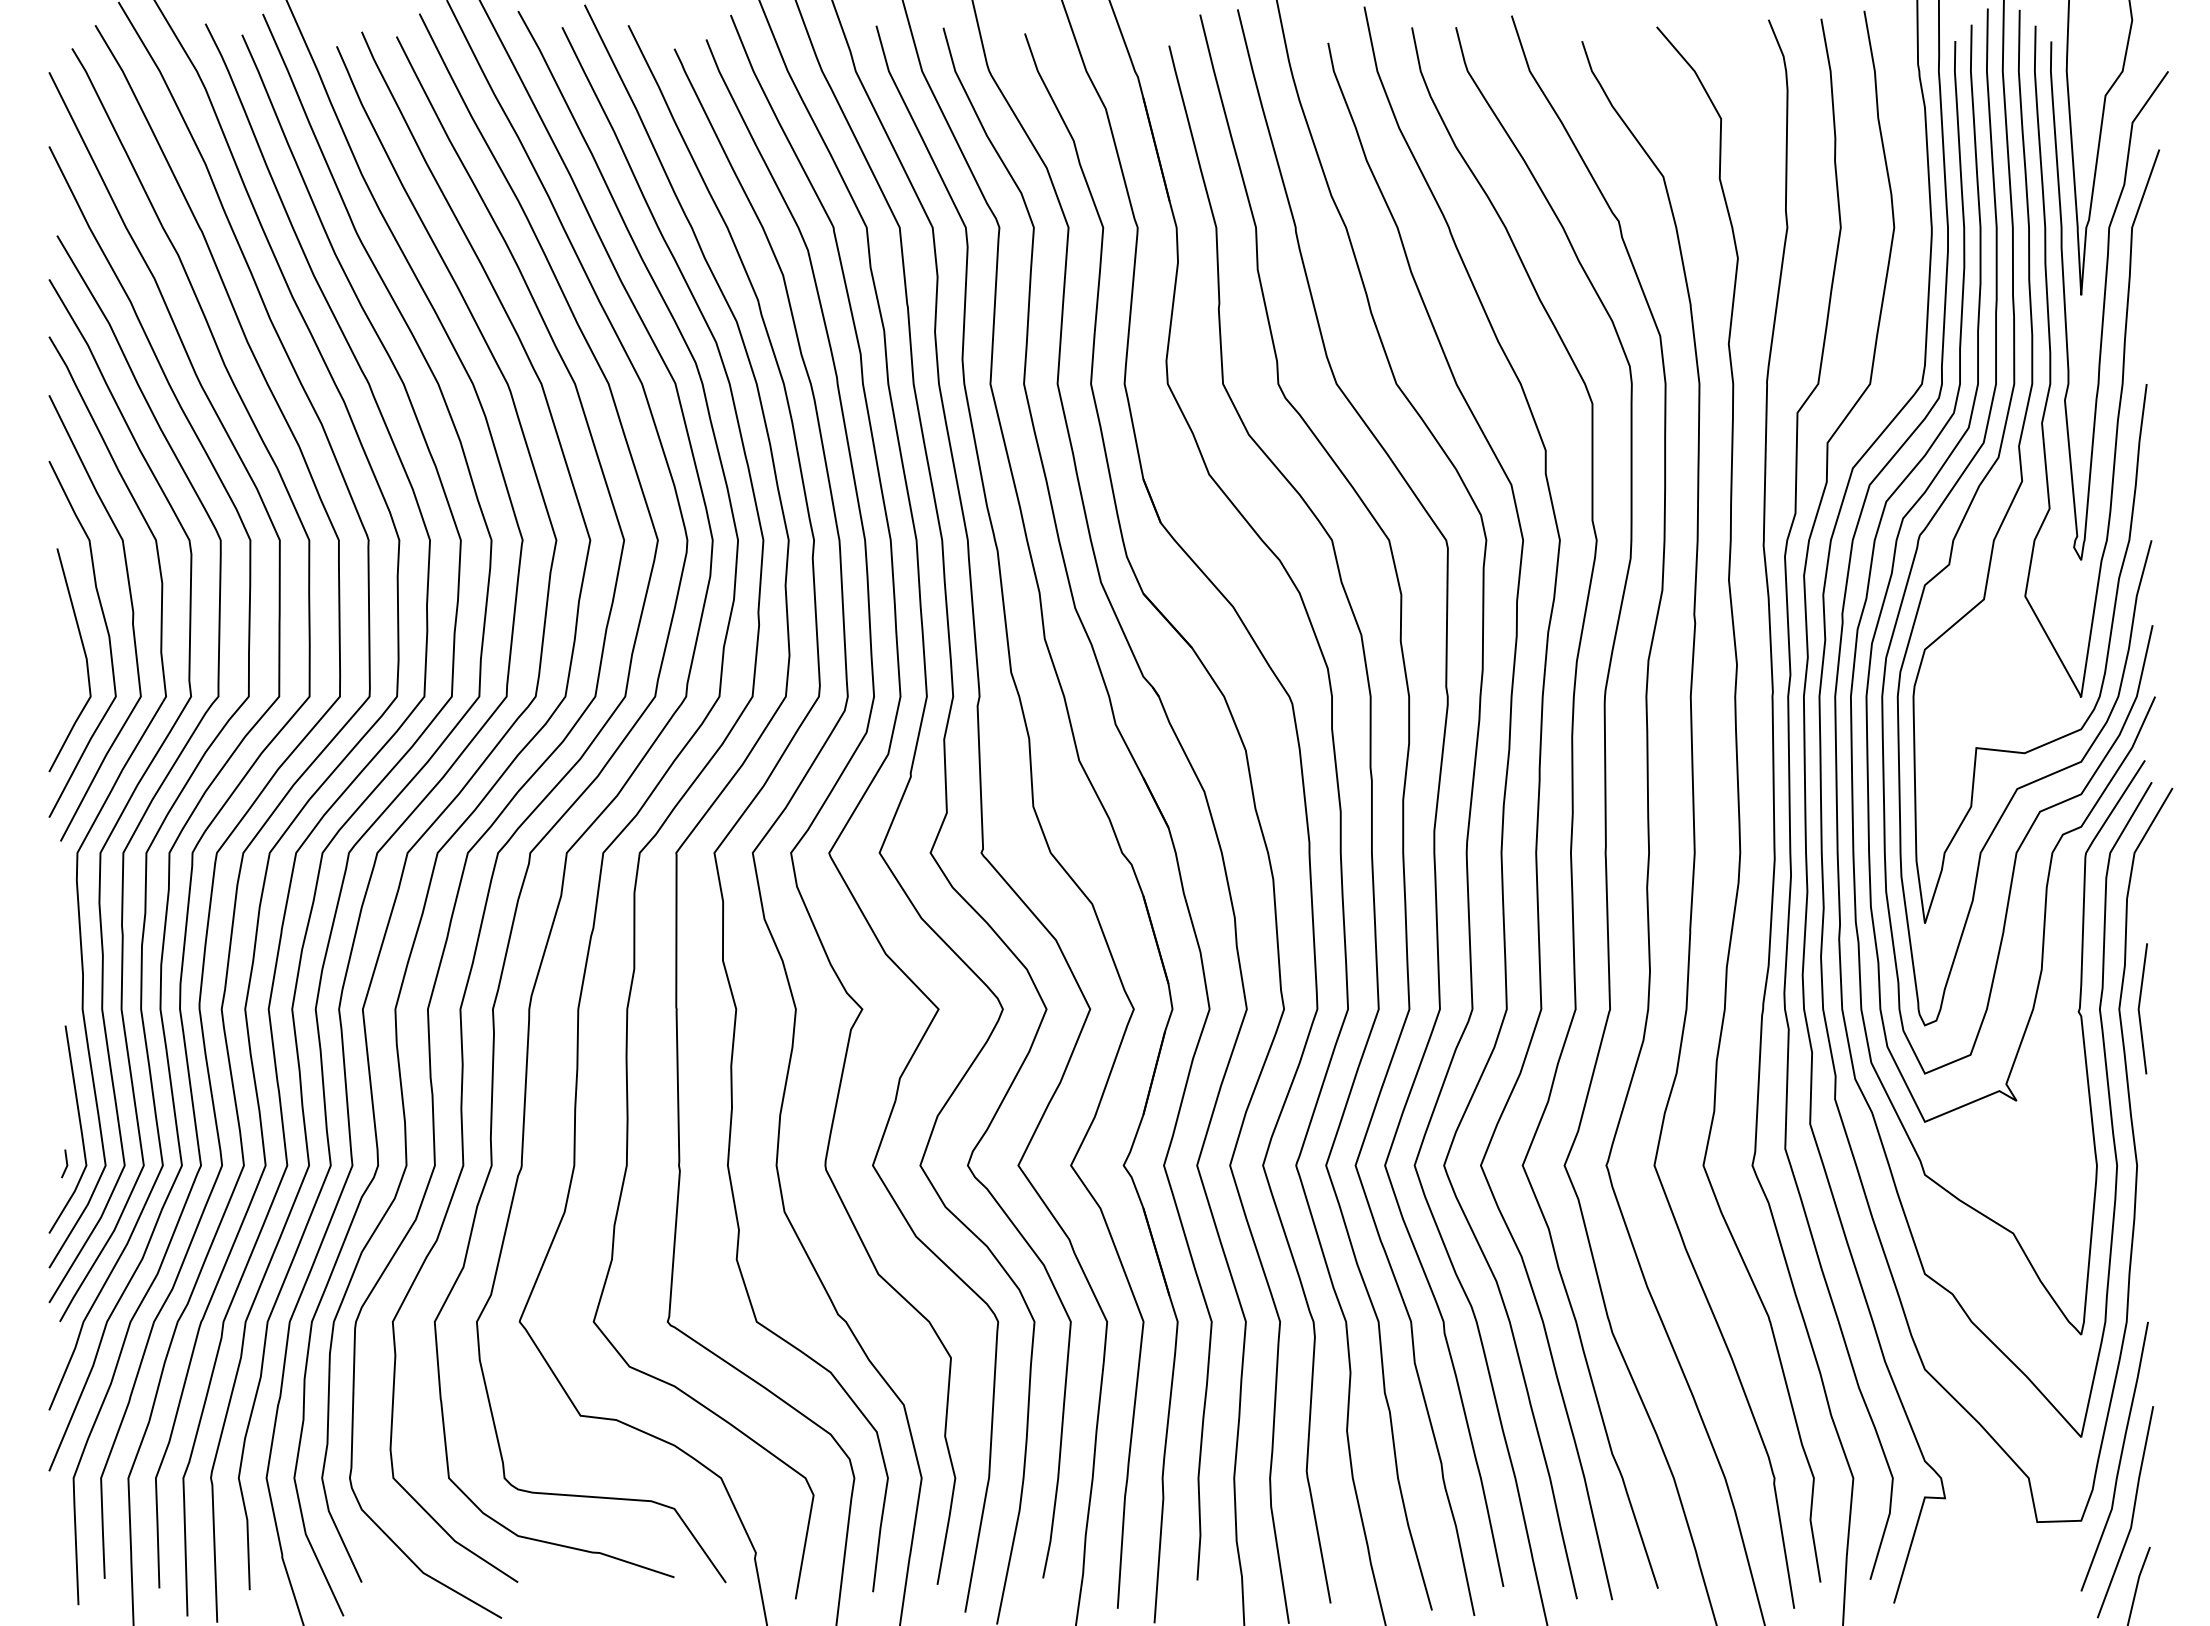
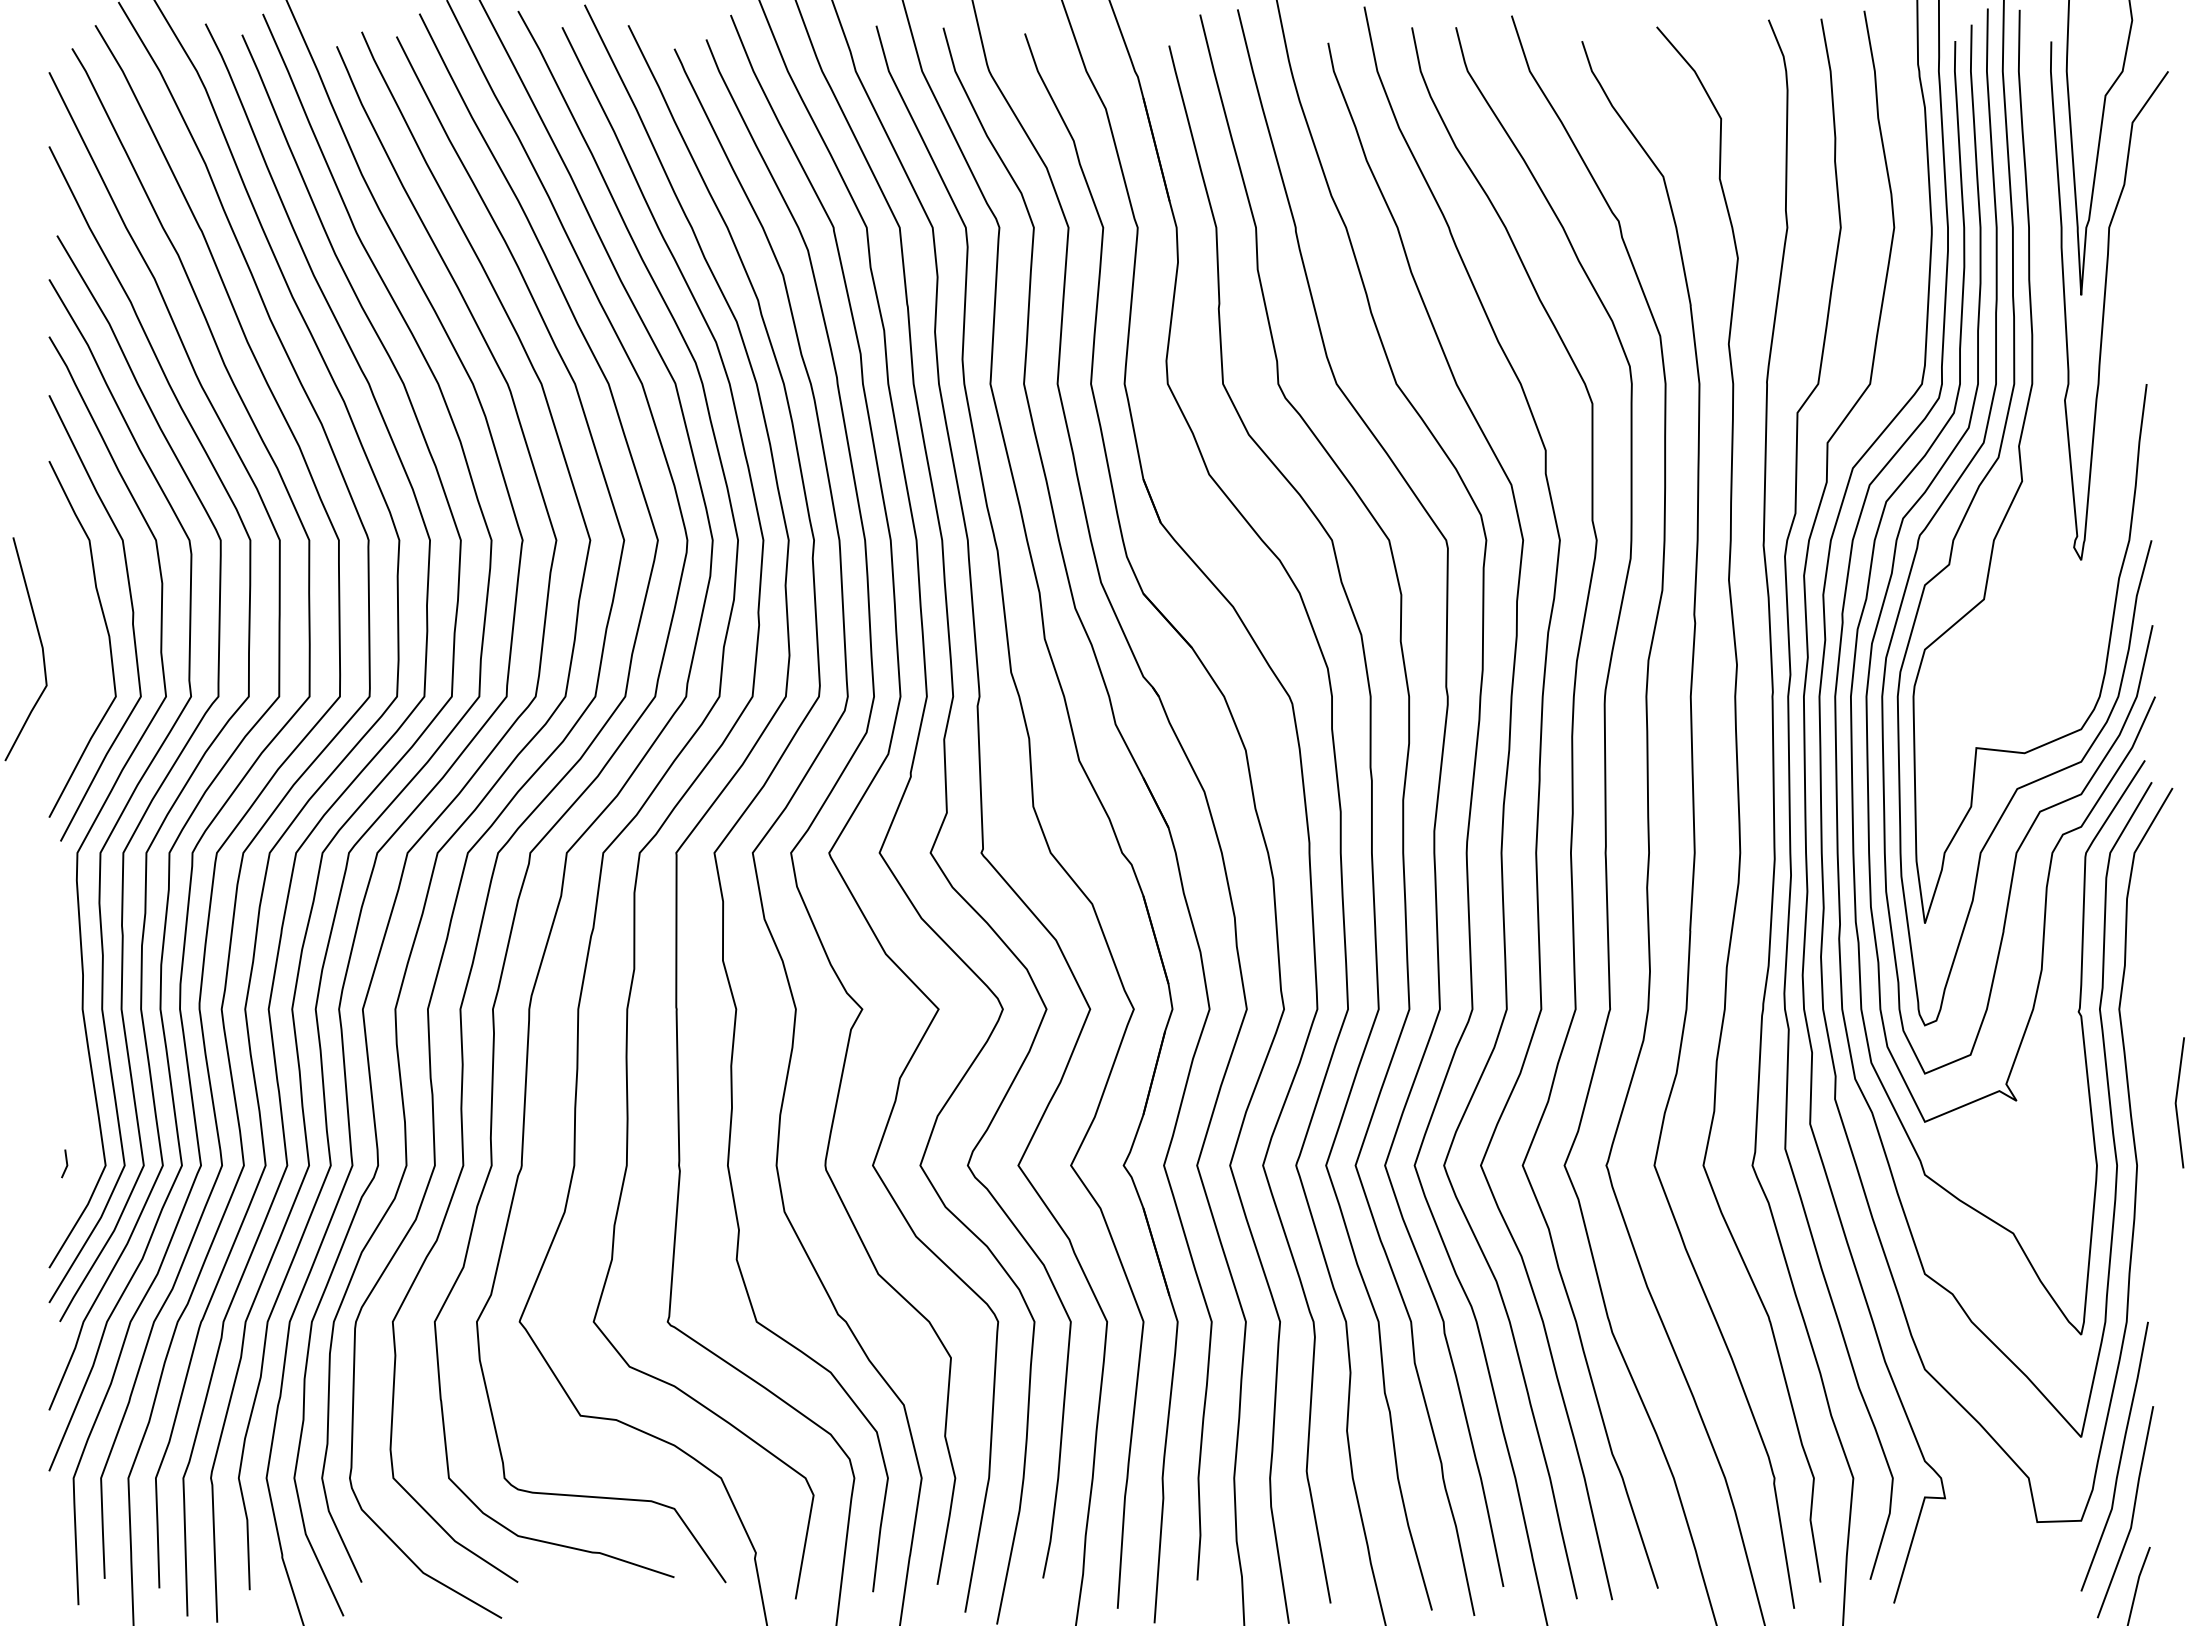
curve: present -> none (2122, 361)
line position: (84, 655) -> (40, 644) (40, 644)
line position: (2139, 1008) -> (2176, 1102) (2176, 1102)
line: present -> none (79, 1125)
